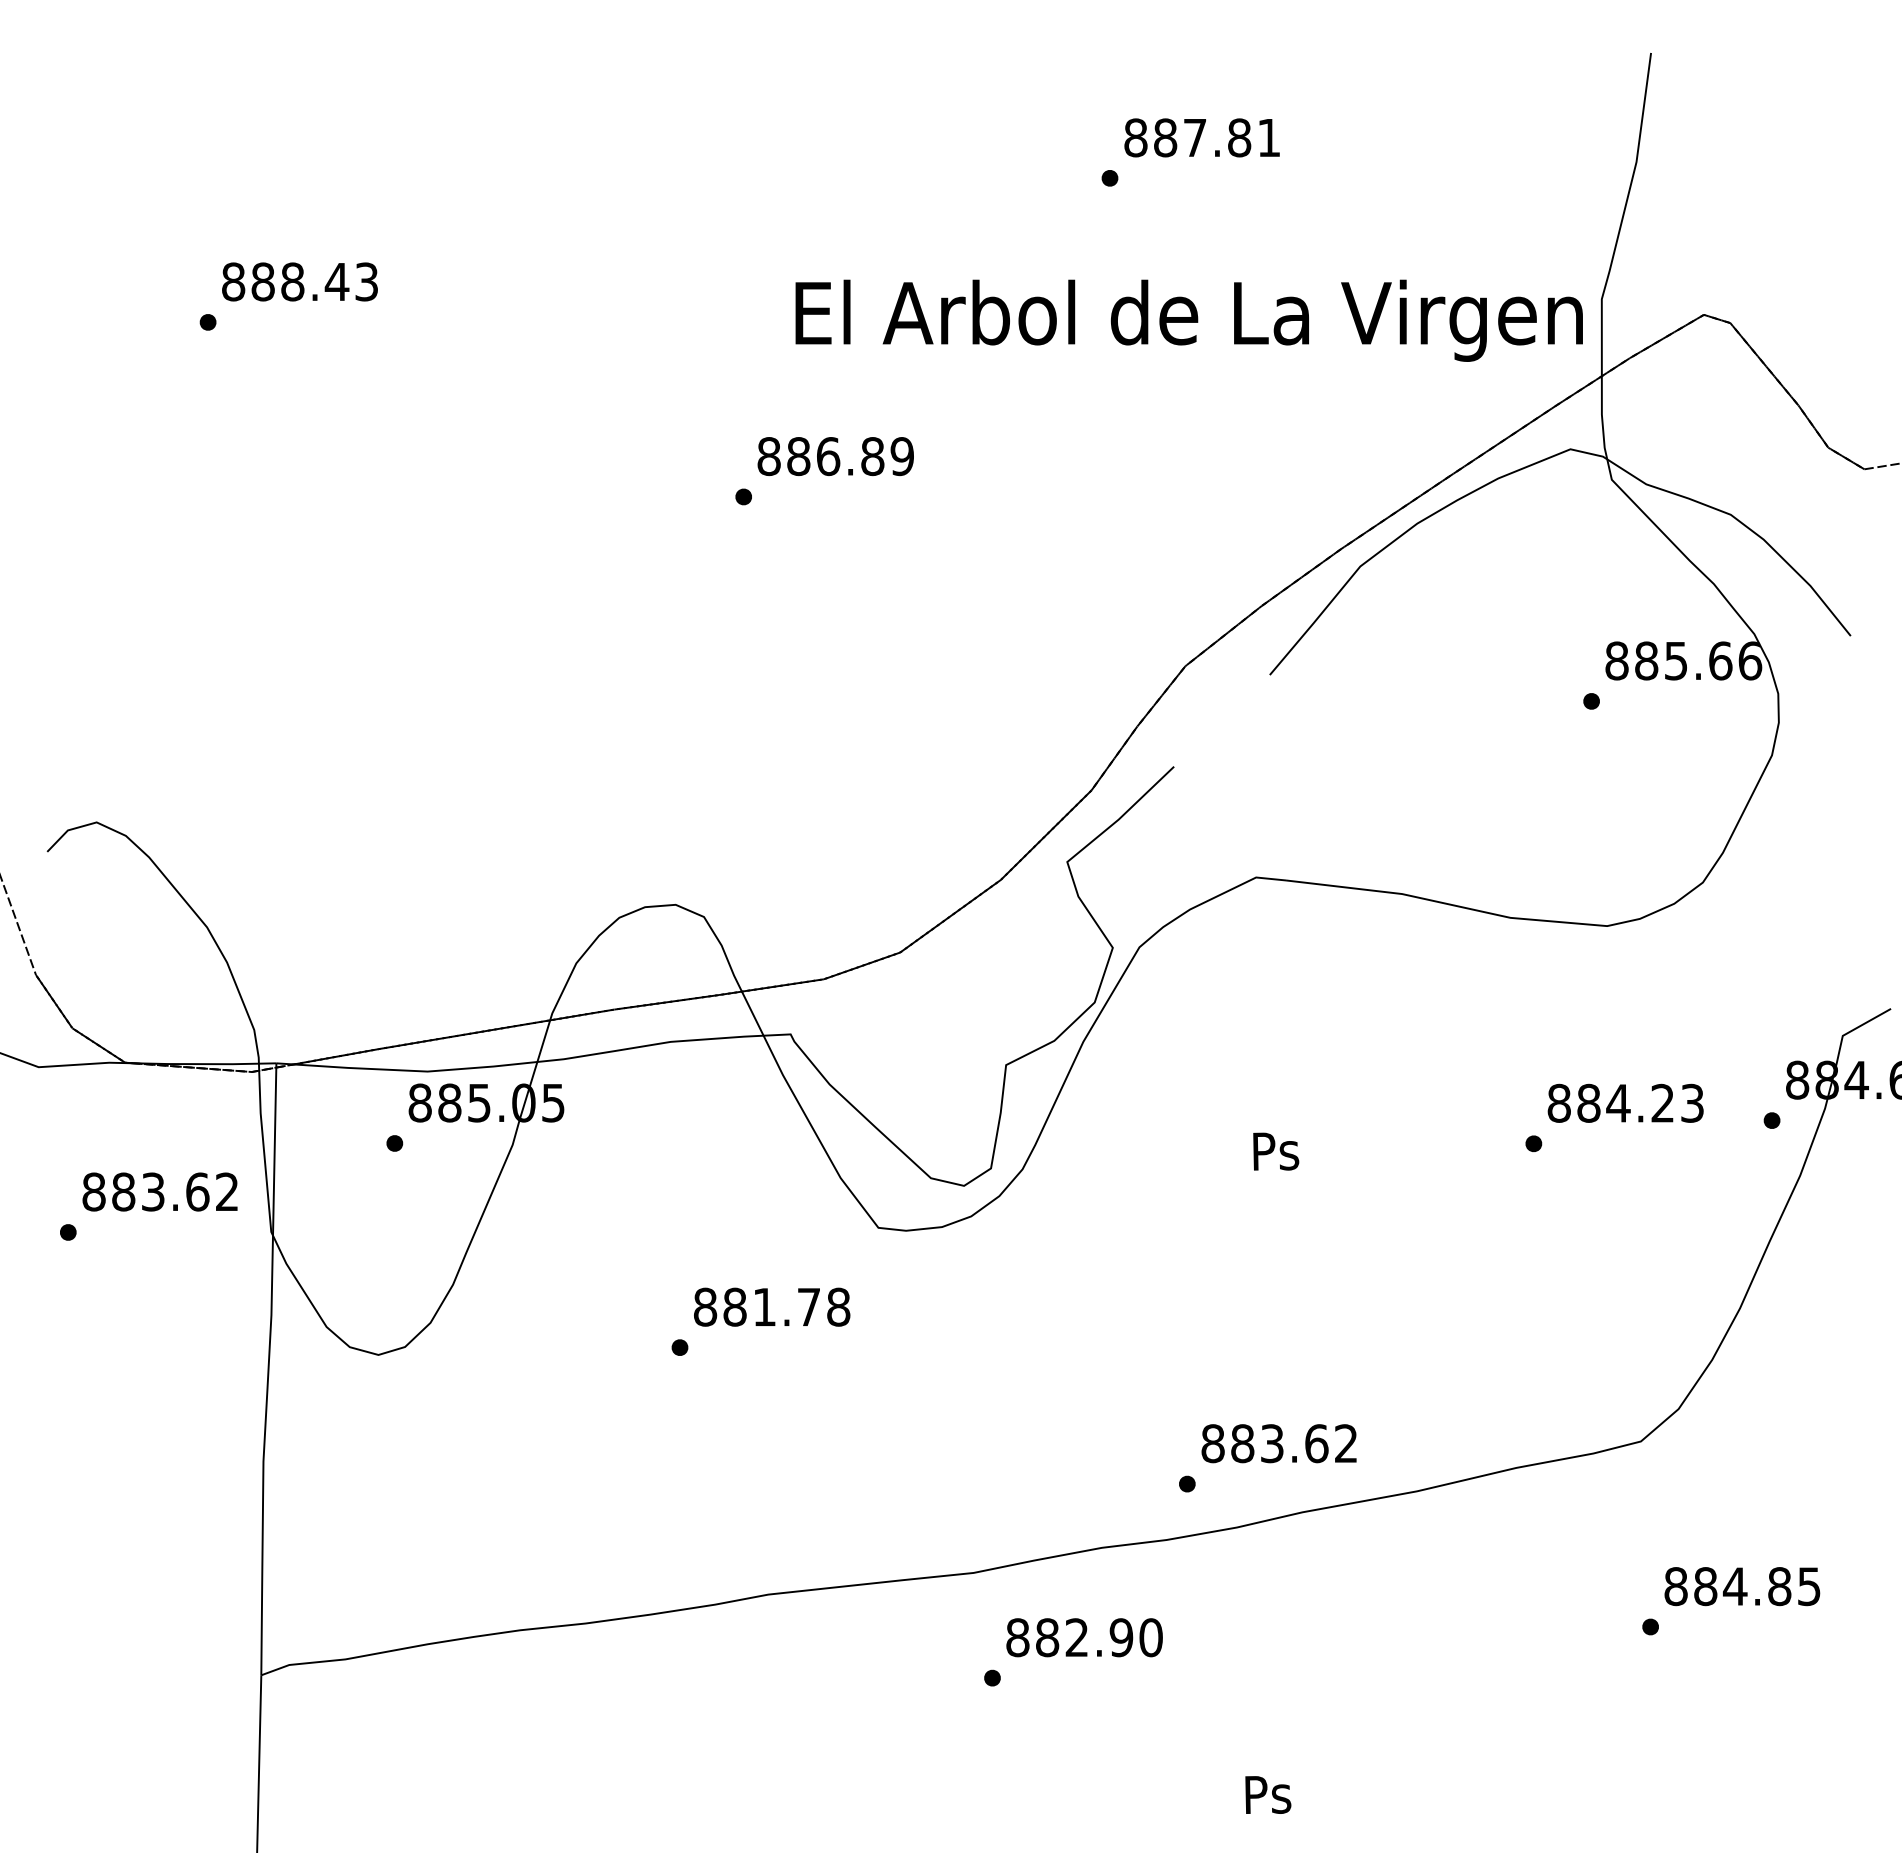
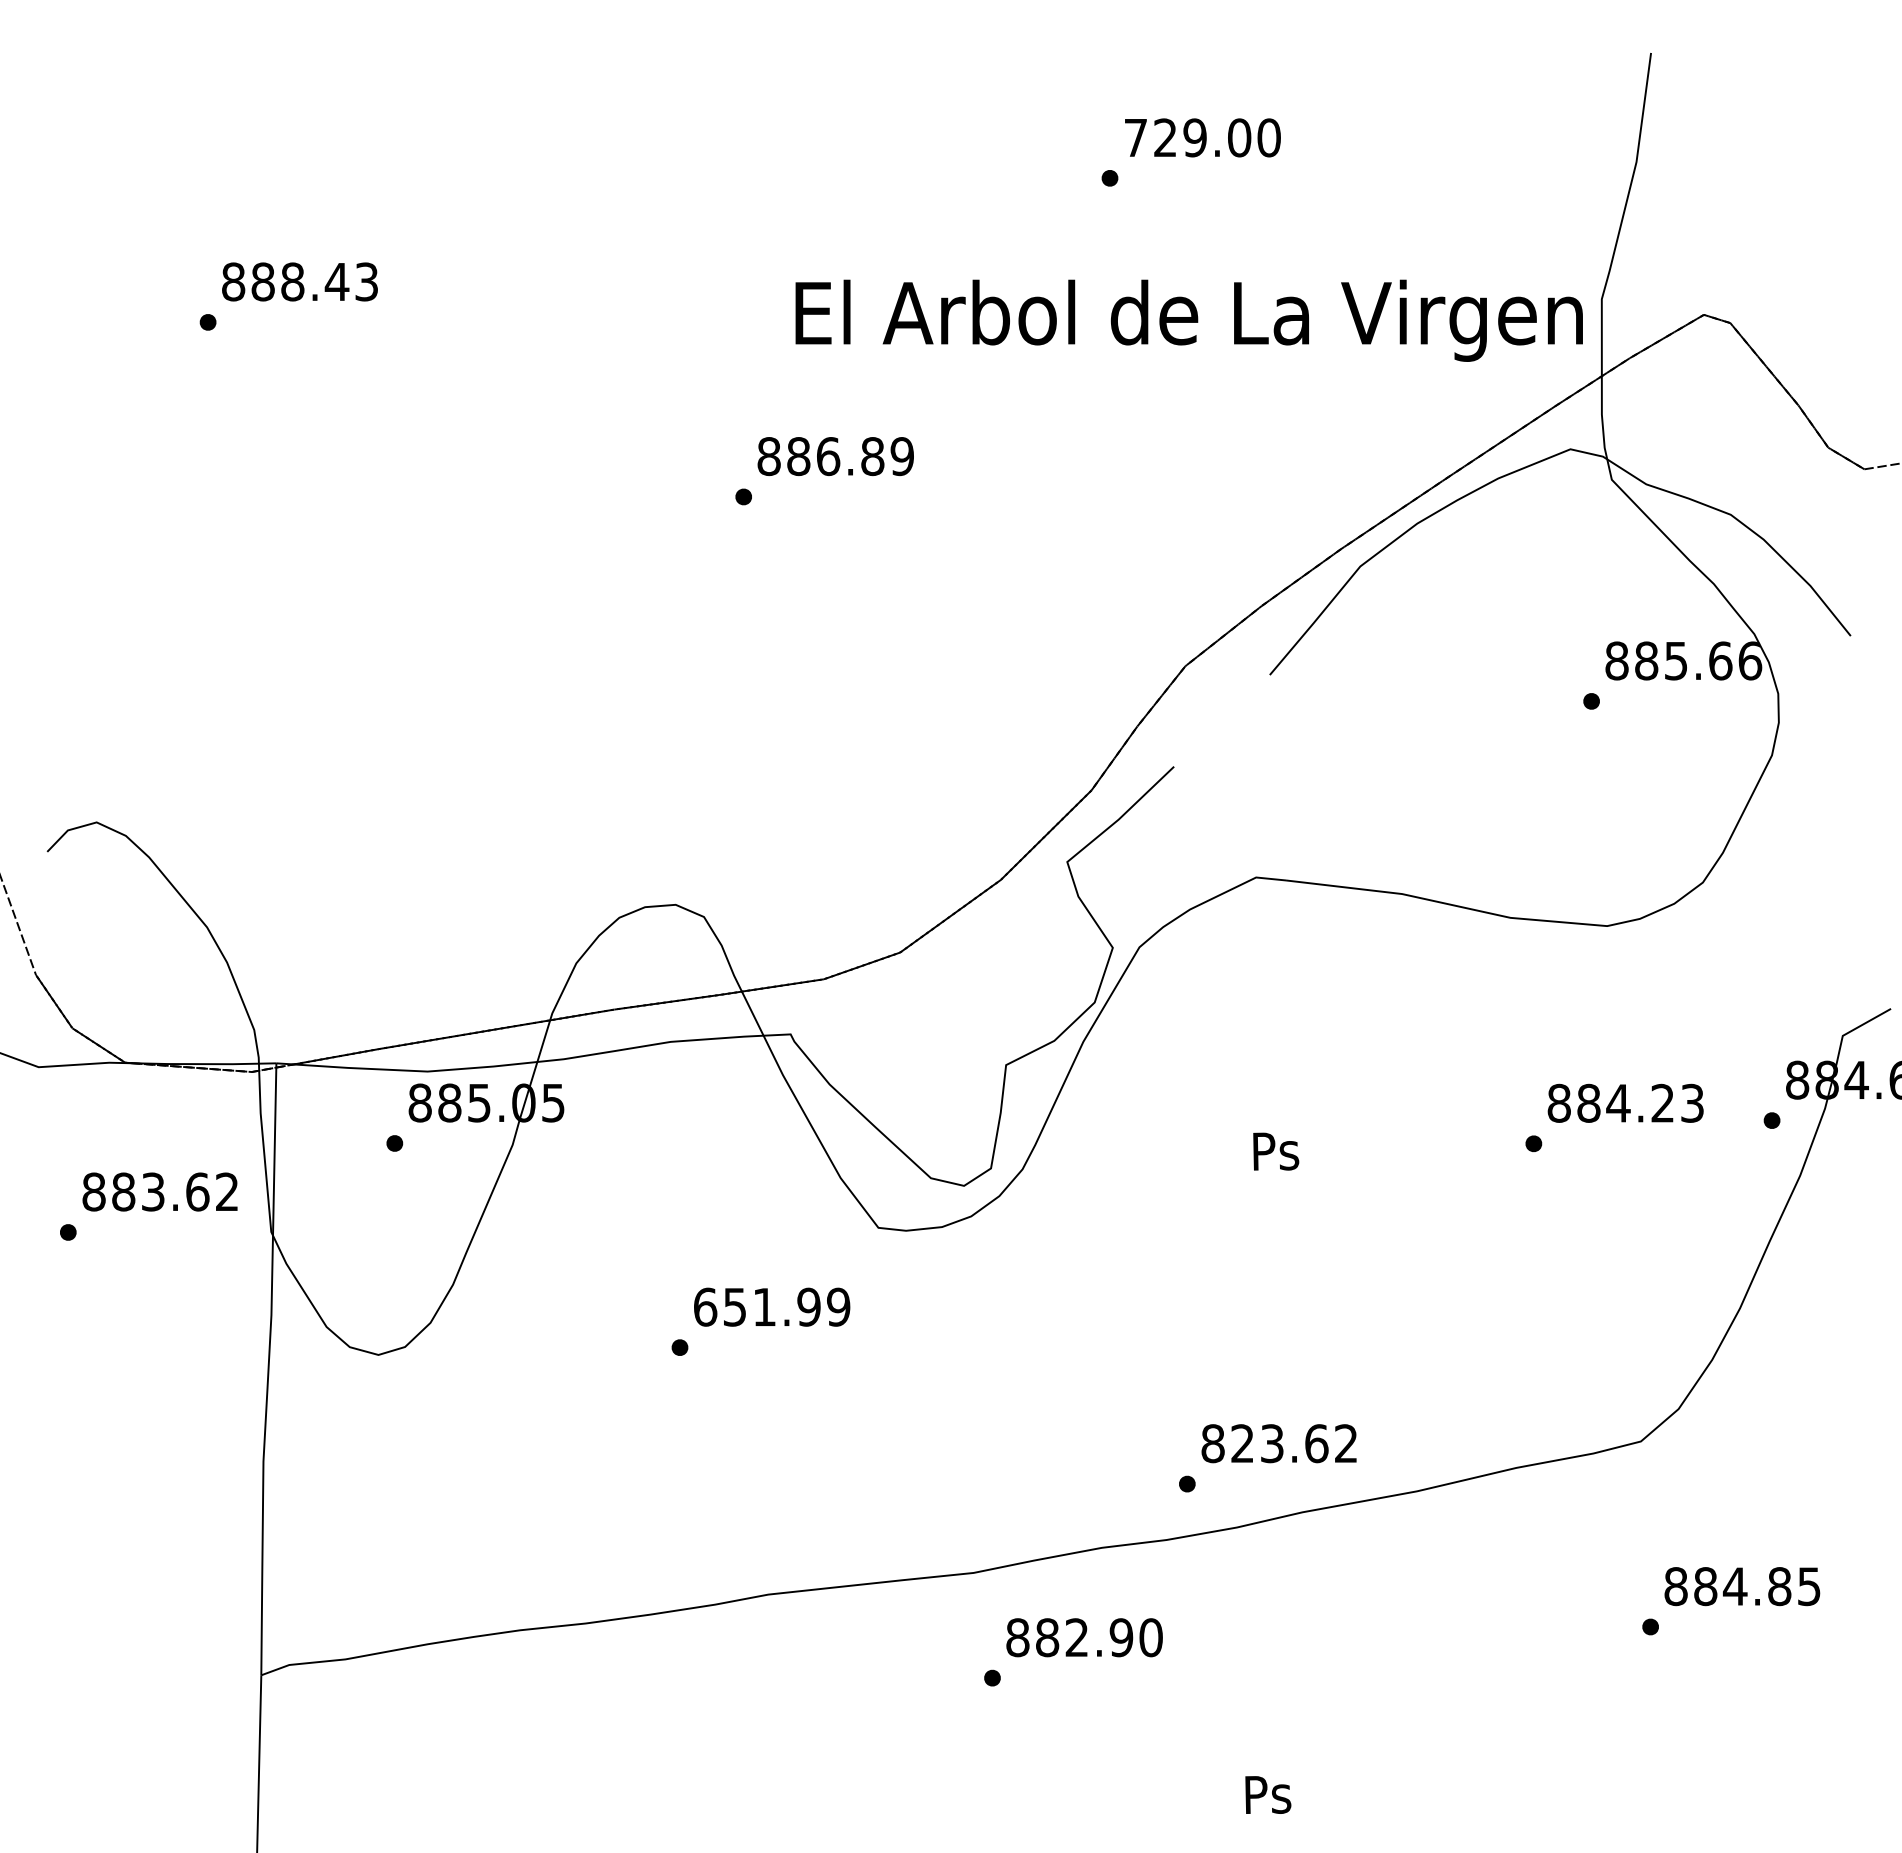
text: 887.81 -> 729.00 (1202, 137)
text: 881.78 -> 651.99 (772, 1306)
text: 883.62 -> 823.62 (1242, 1443)
